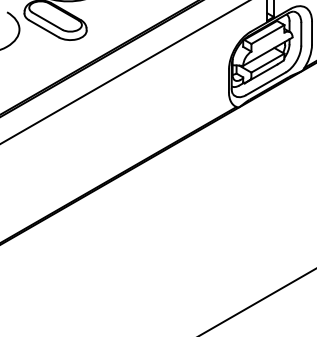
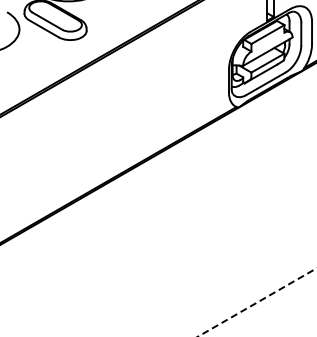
line: present -> none (124, 72)
line: solid -> dashed (257, 302)
